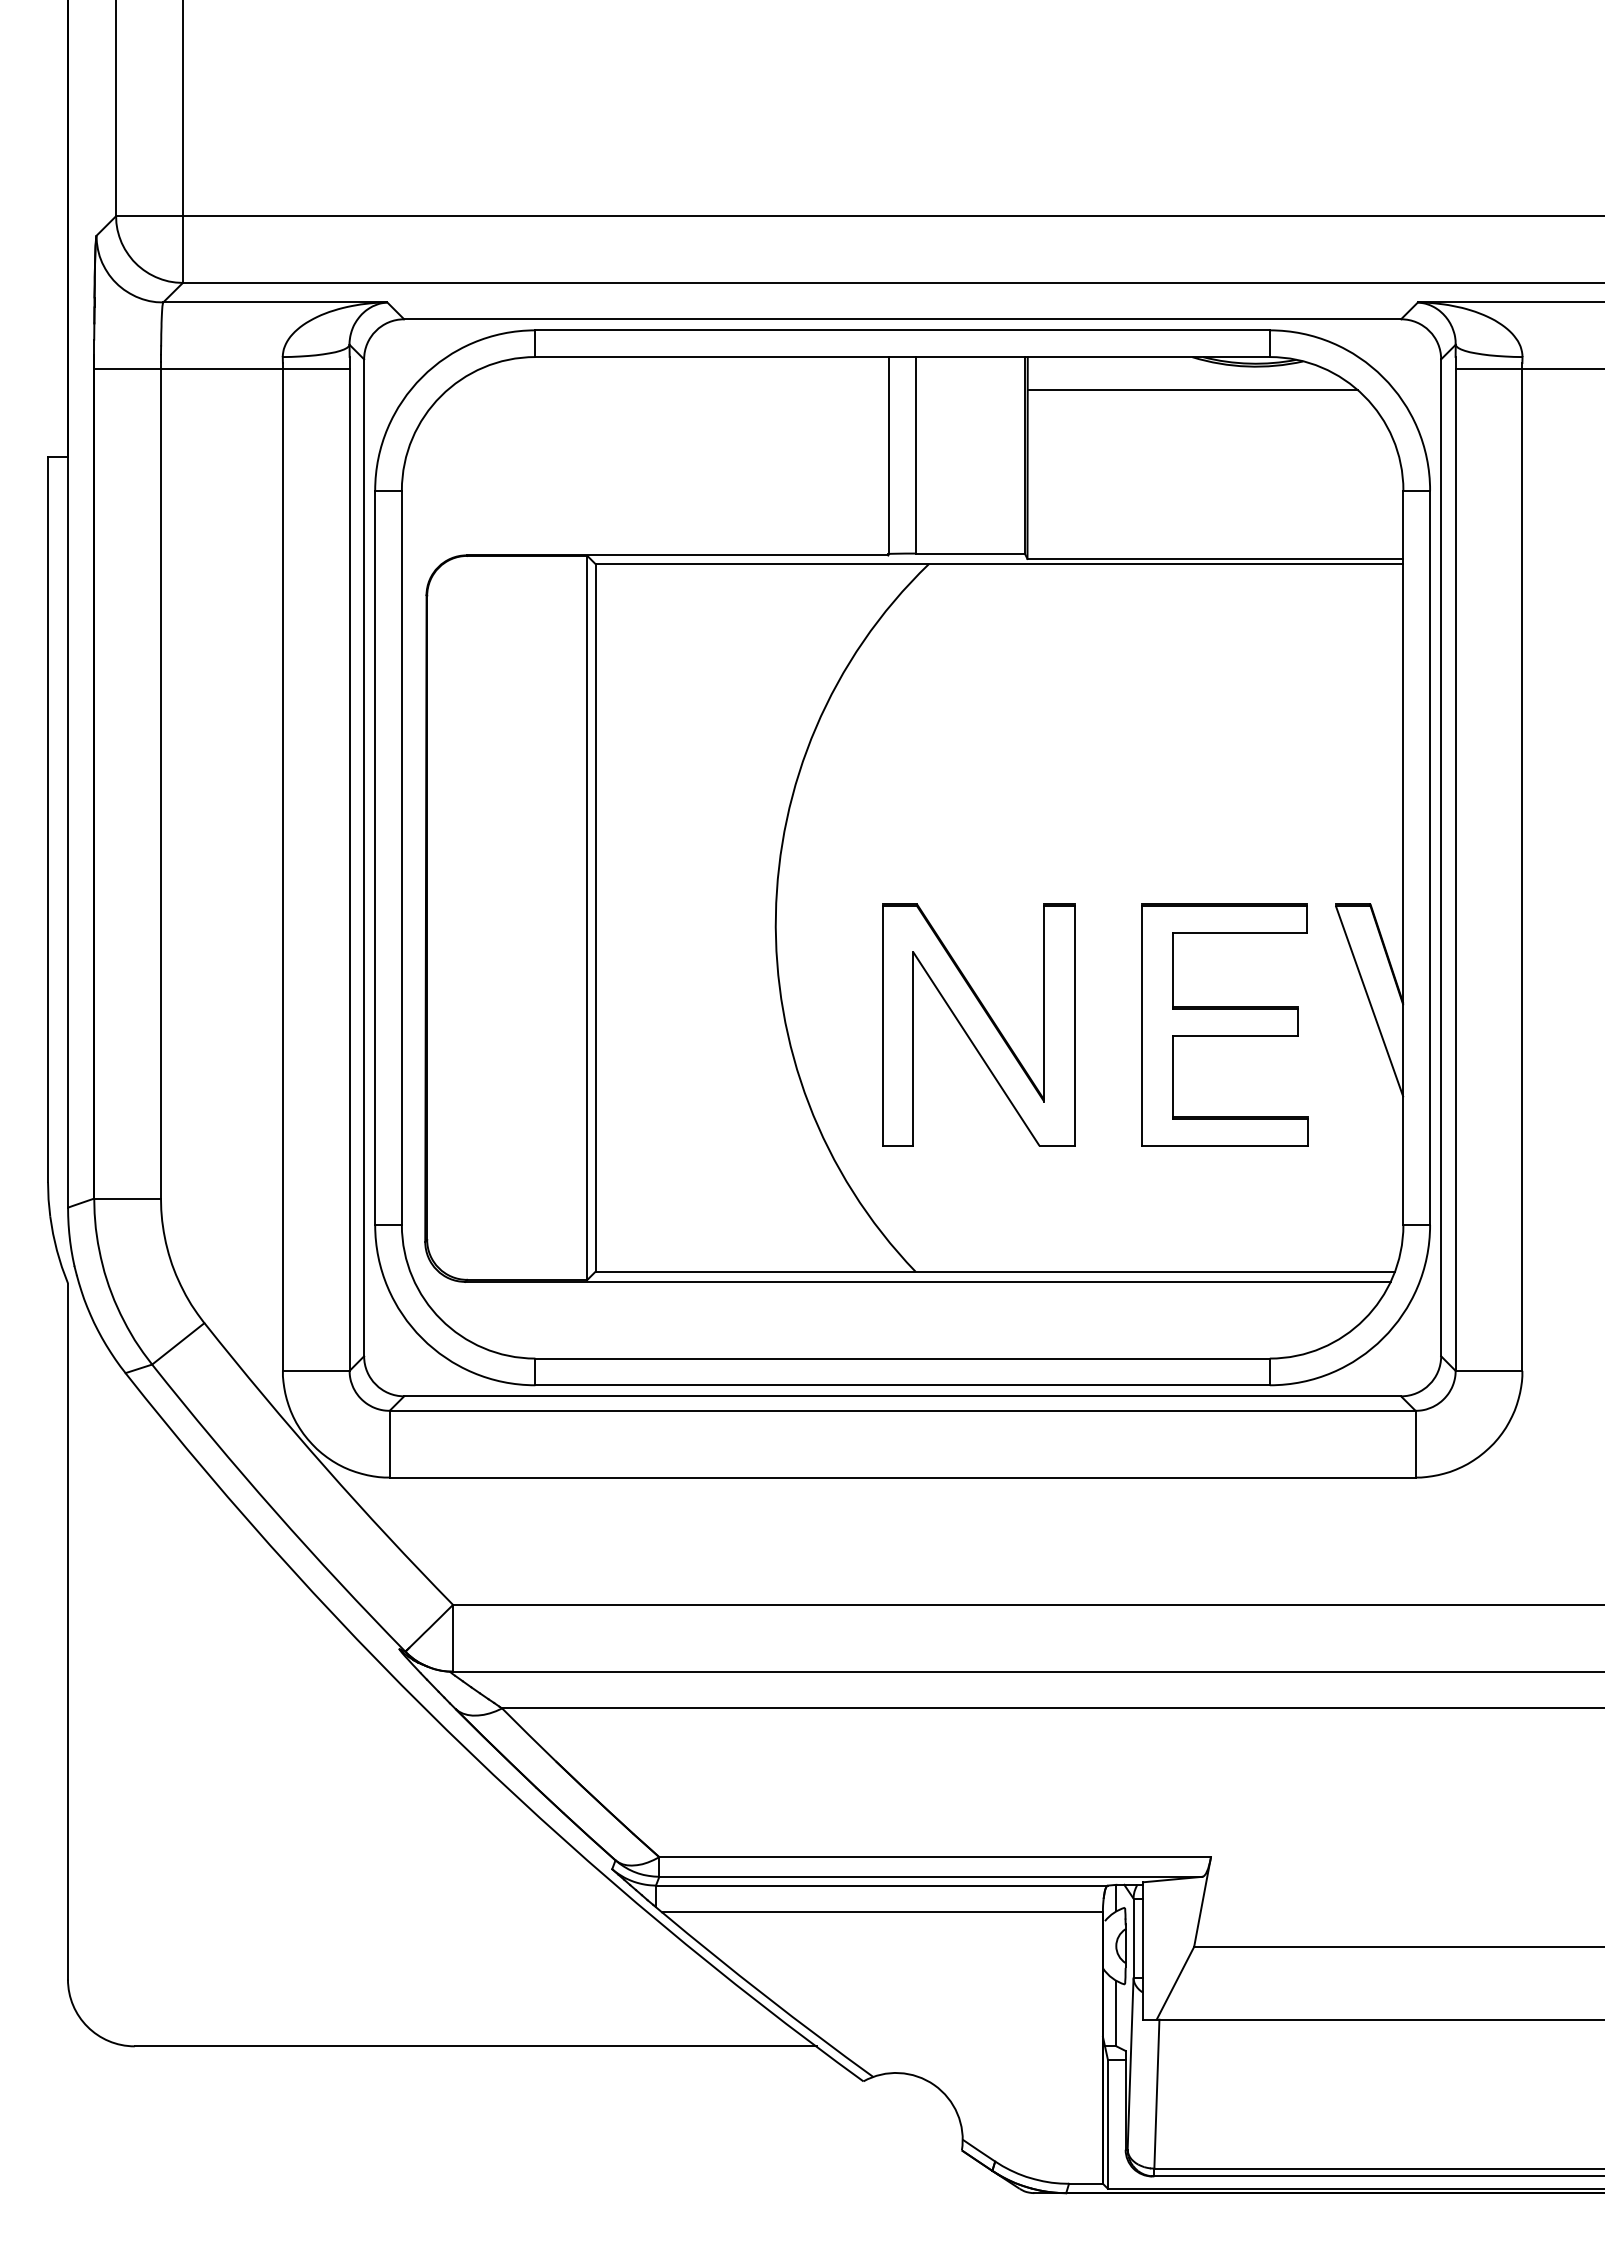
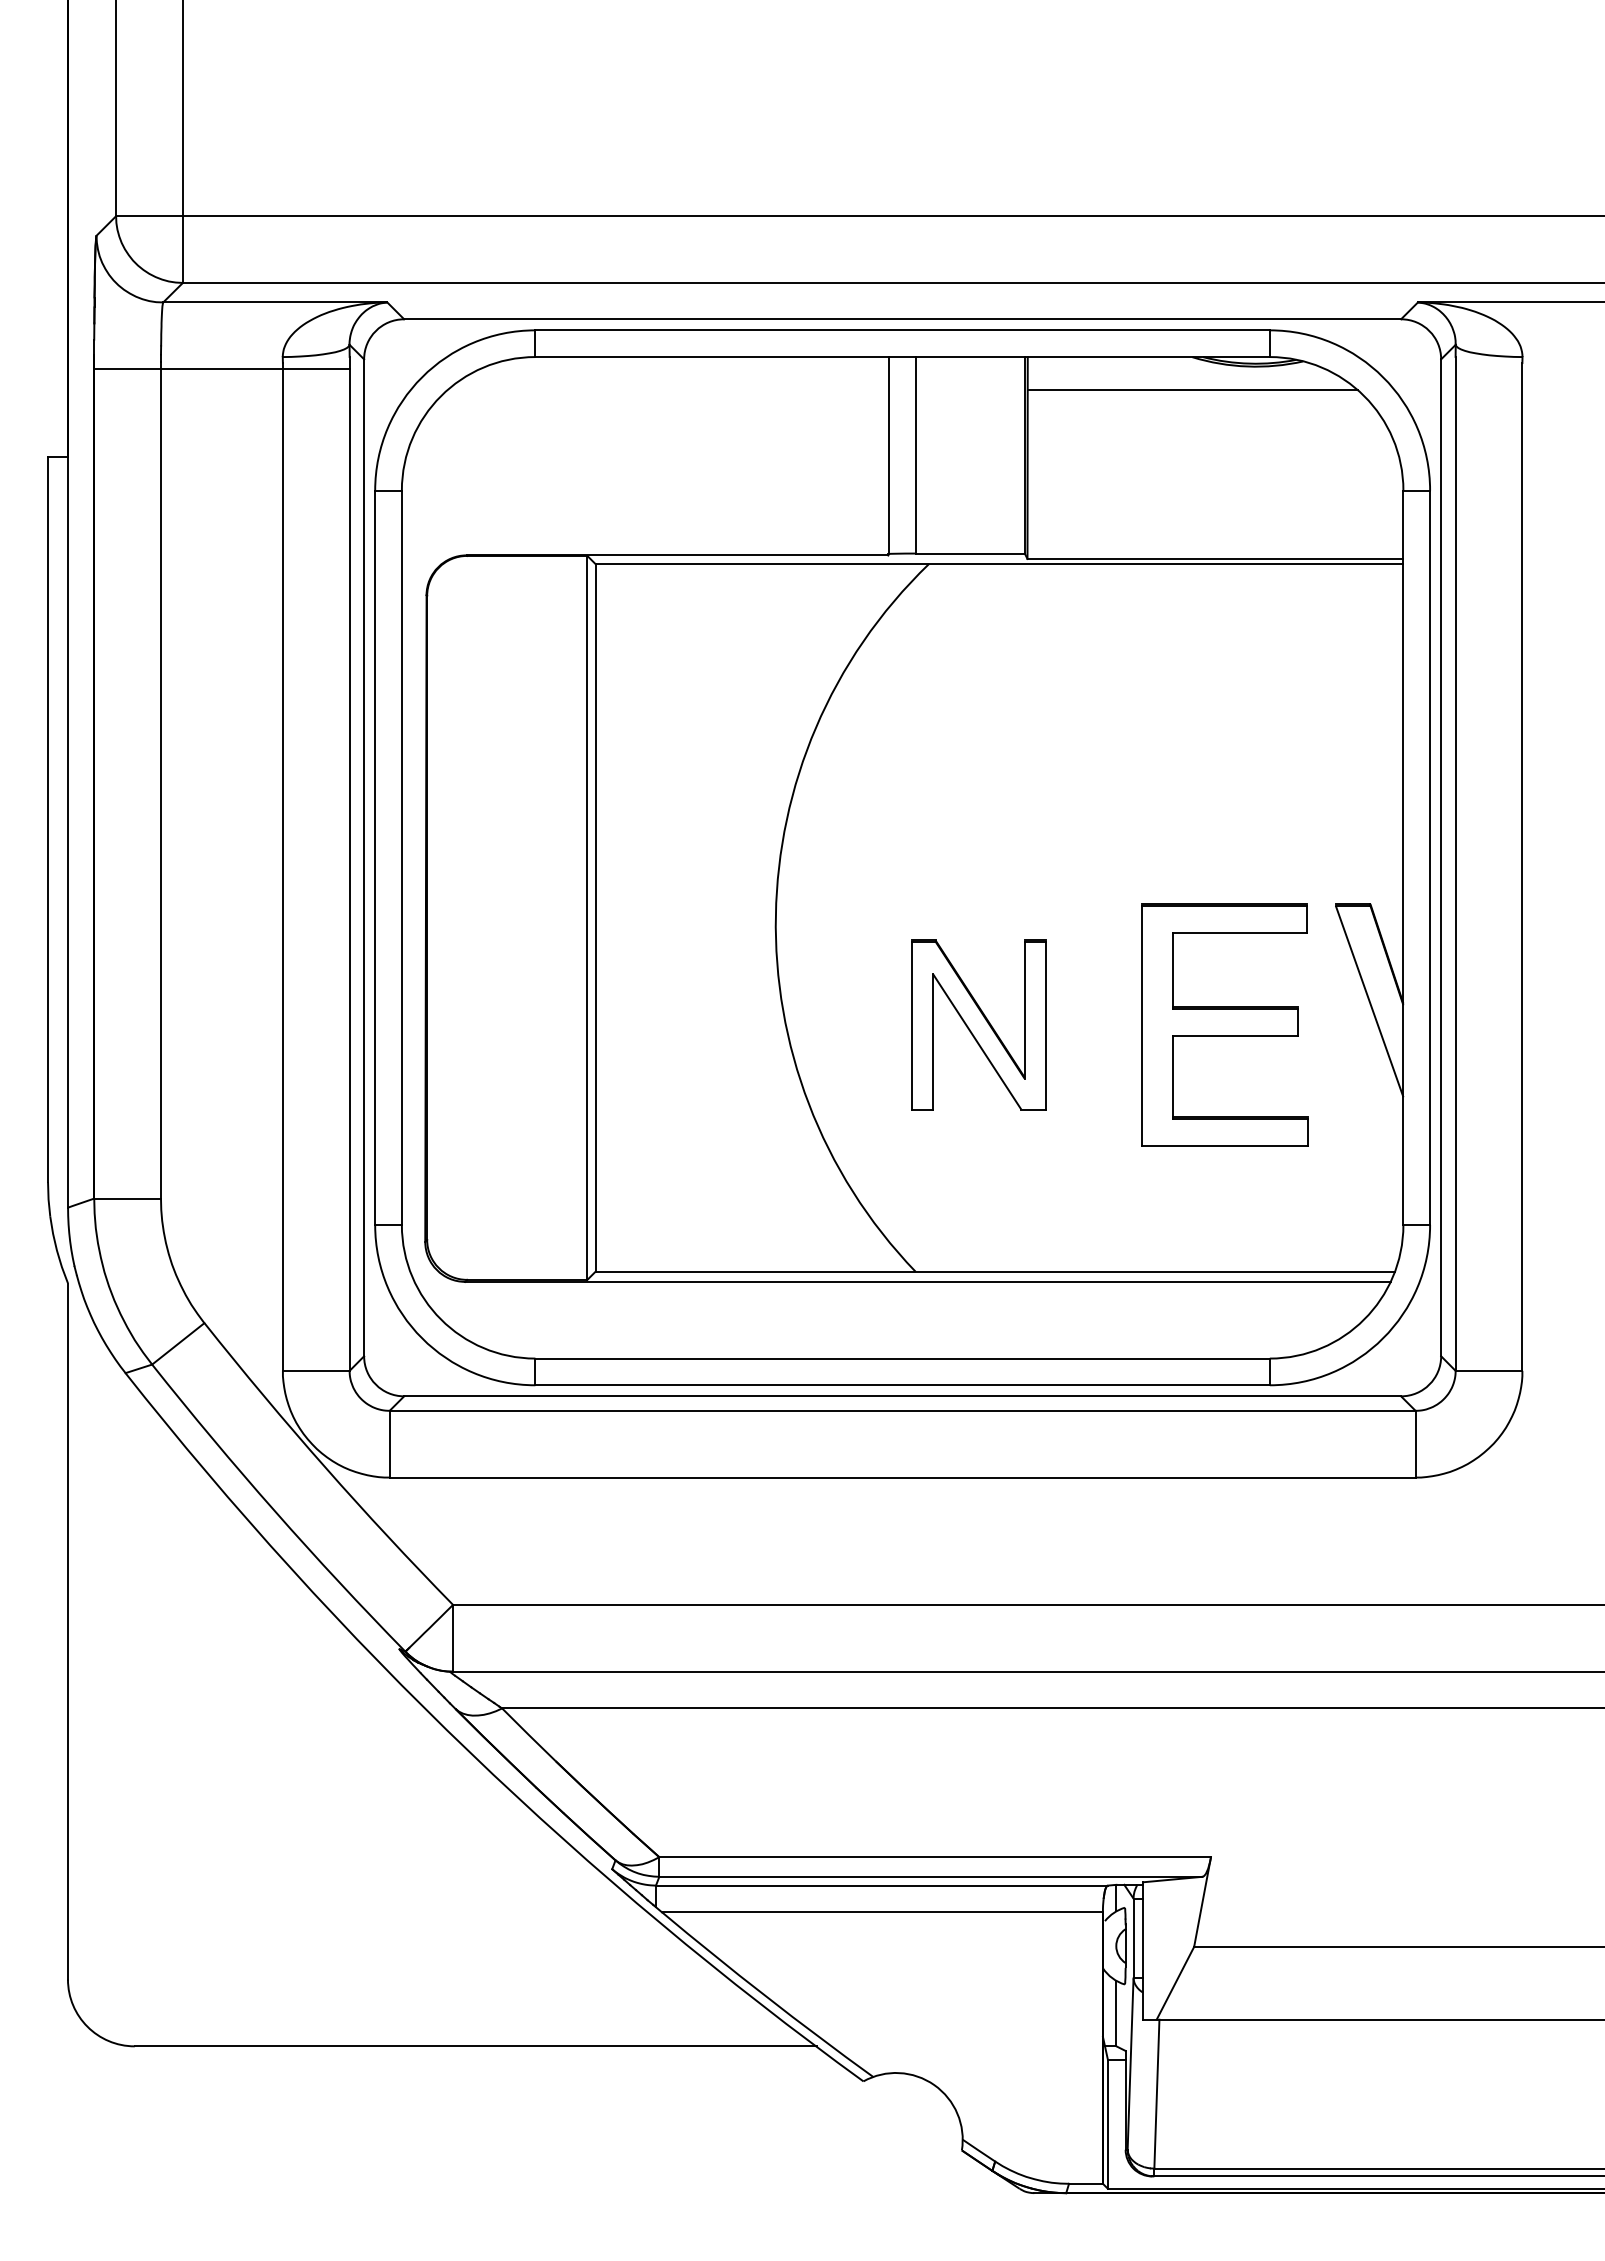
line: present -> none (1528, 369)
part size: 194x244 px -> 136x172 px (978, 1024)
